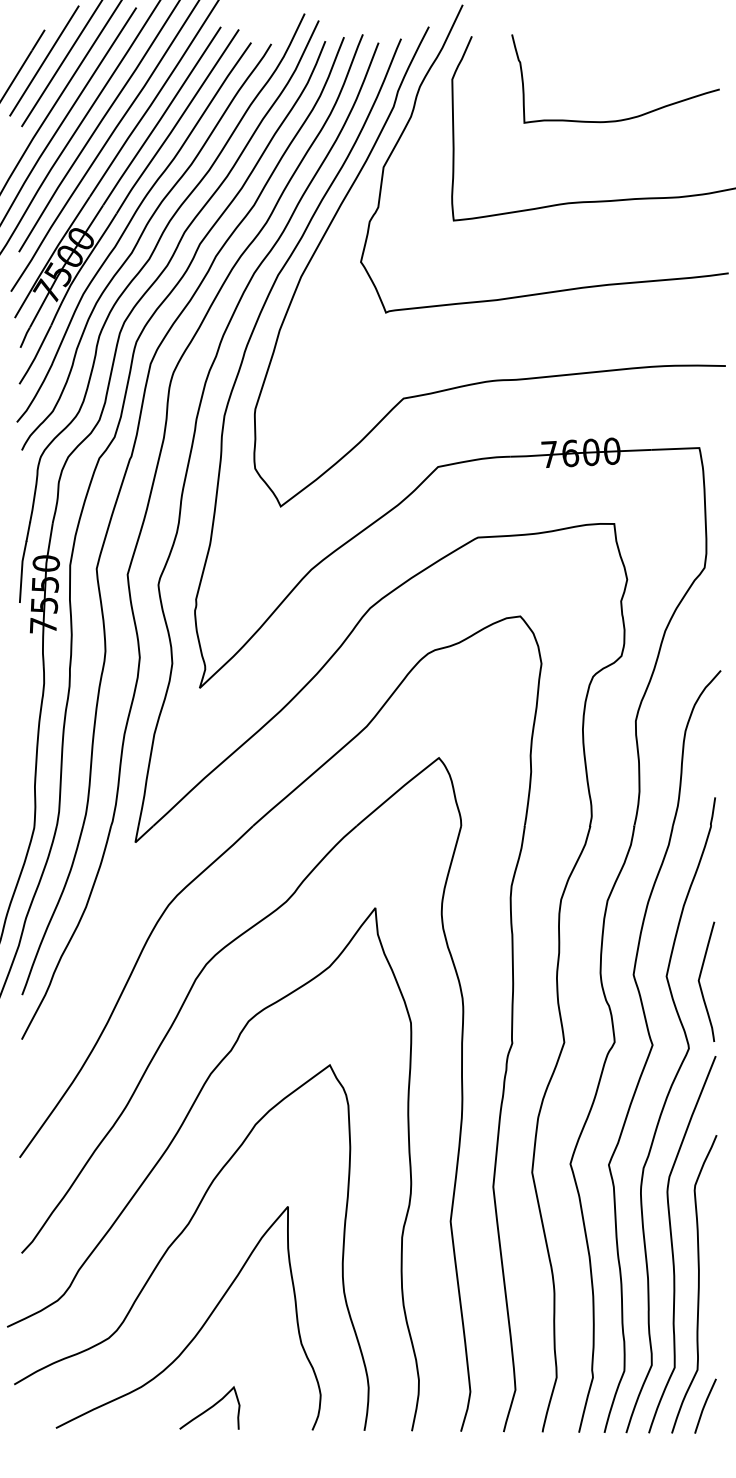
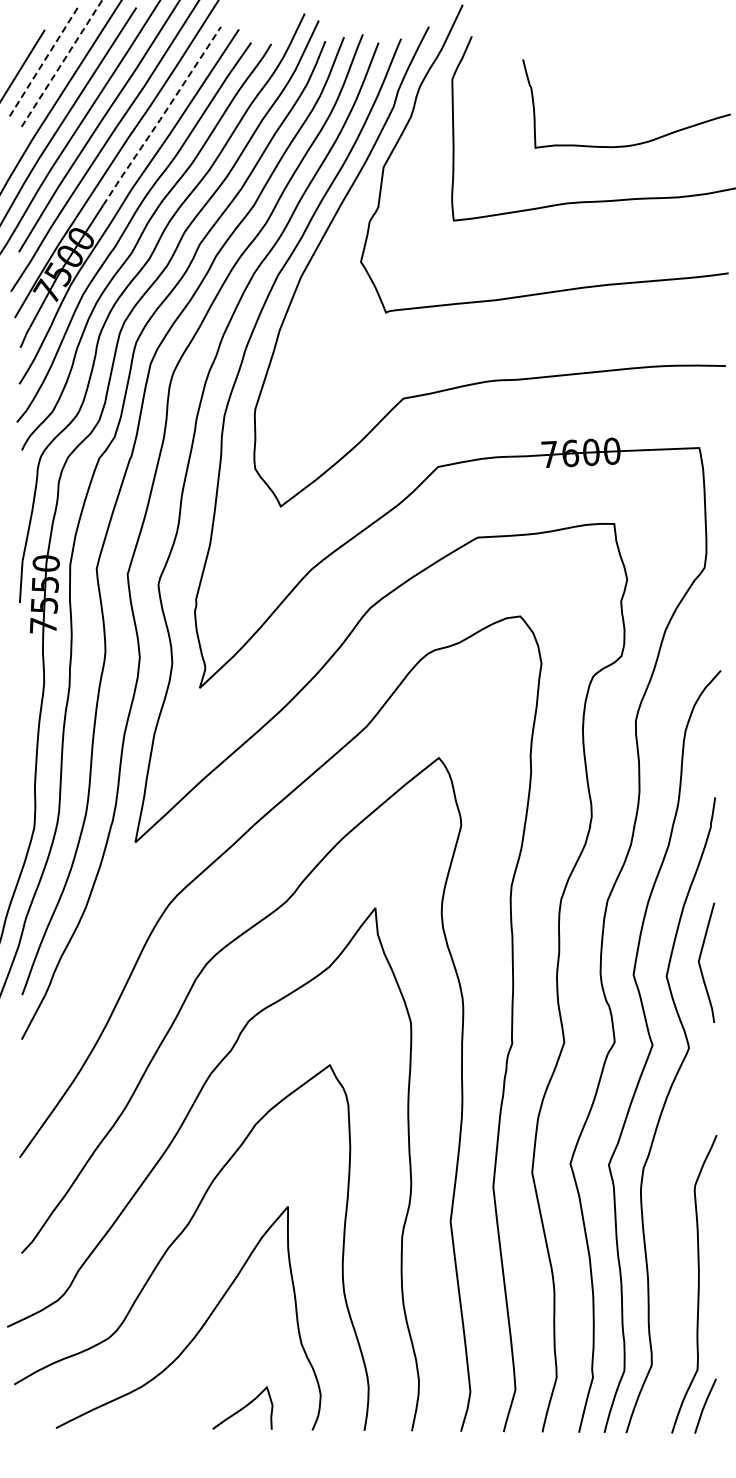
line: solid -> dashed (44, 60)
line: solid -> dashed (61, 63)
line: solid -> dashed (161, 117)
curve position: (624, 118) -> (635, 143) (635, 143)
curve position: (700, 982) -> (700, 963) (700, 963)
curve: present -> none (673, 1247)
curve position: (209, 1407) -> (242, 1407) (242, 1407)
